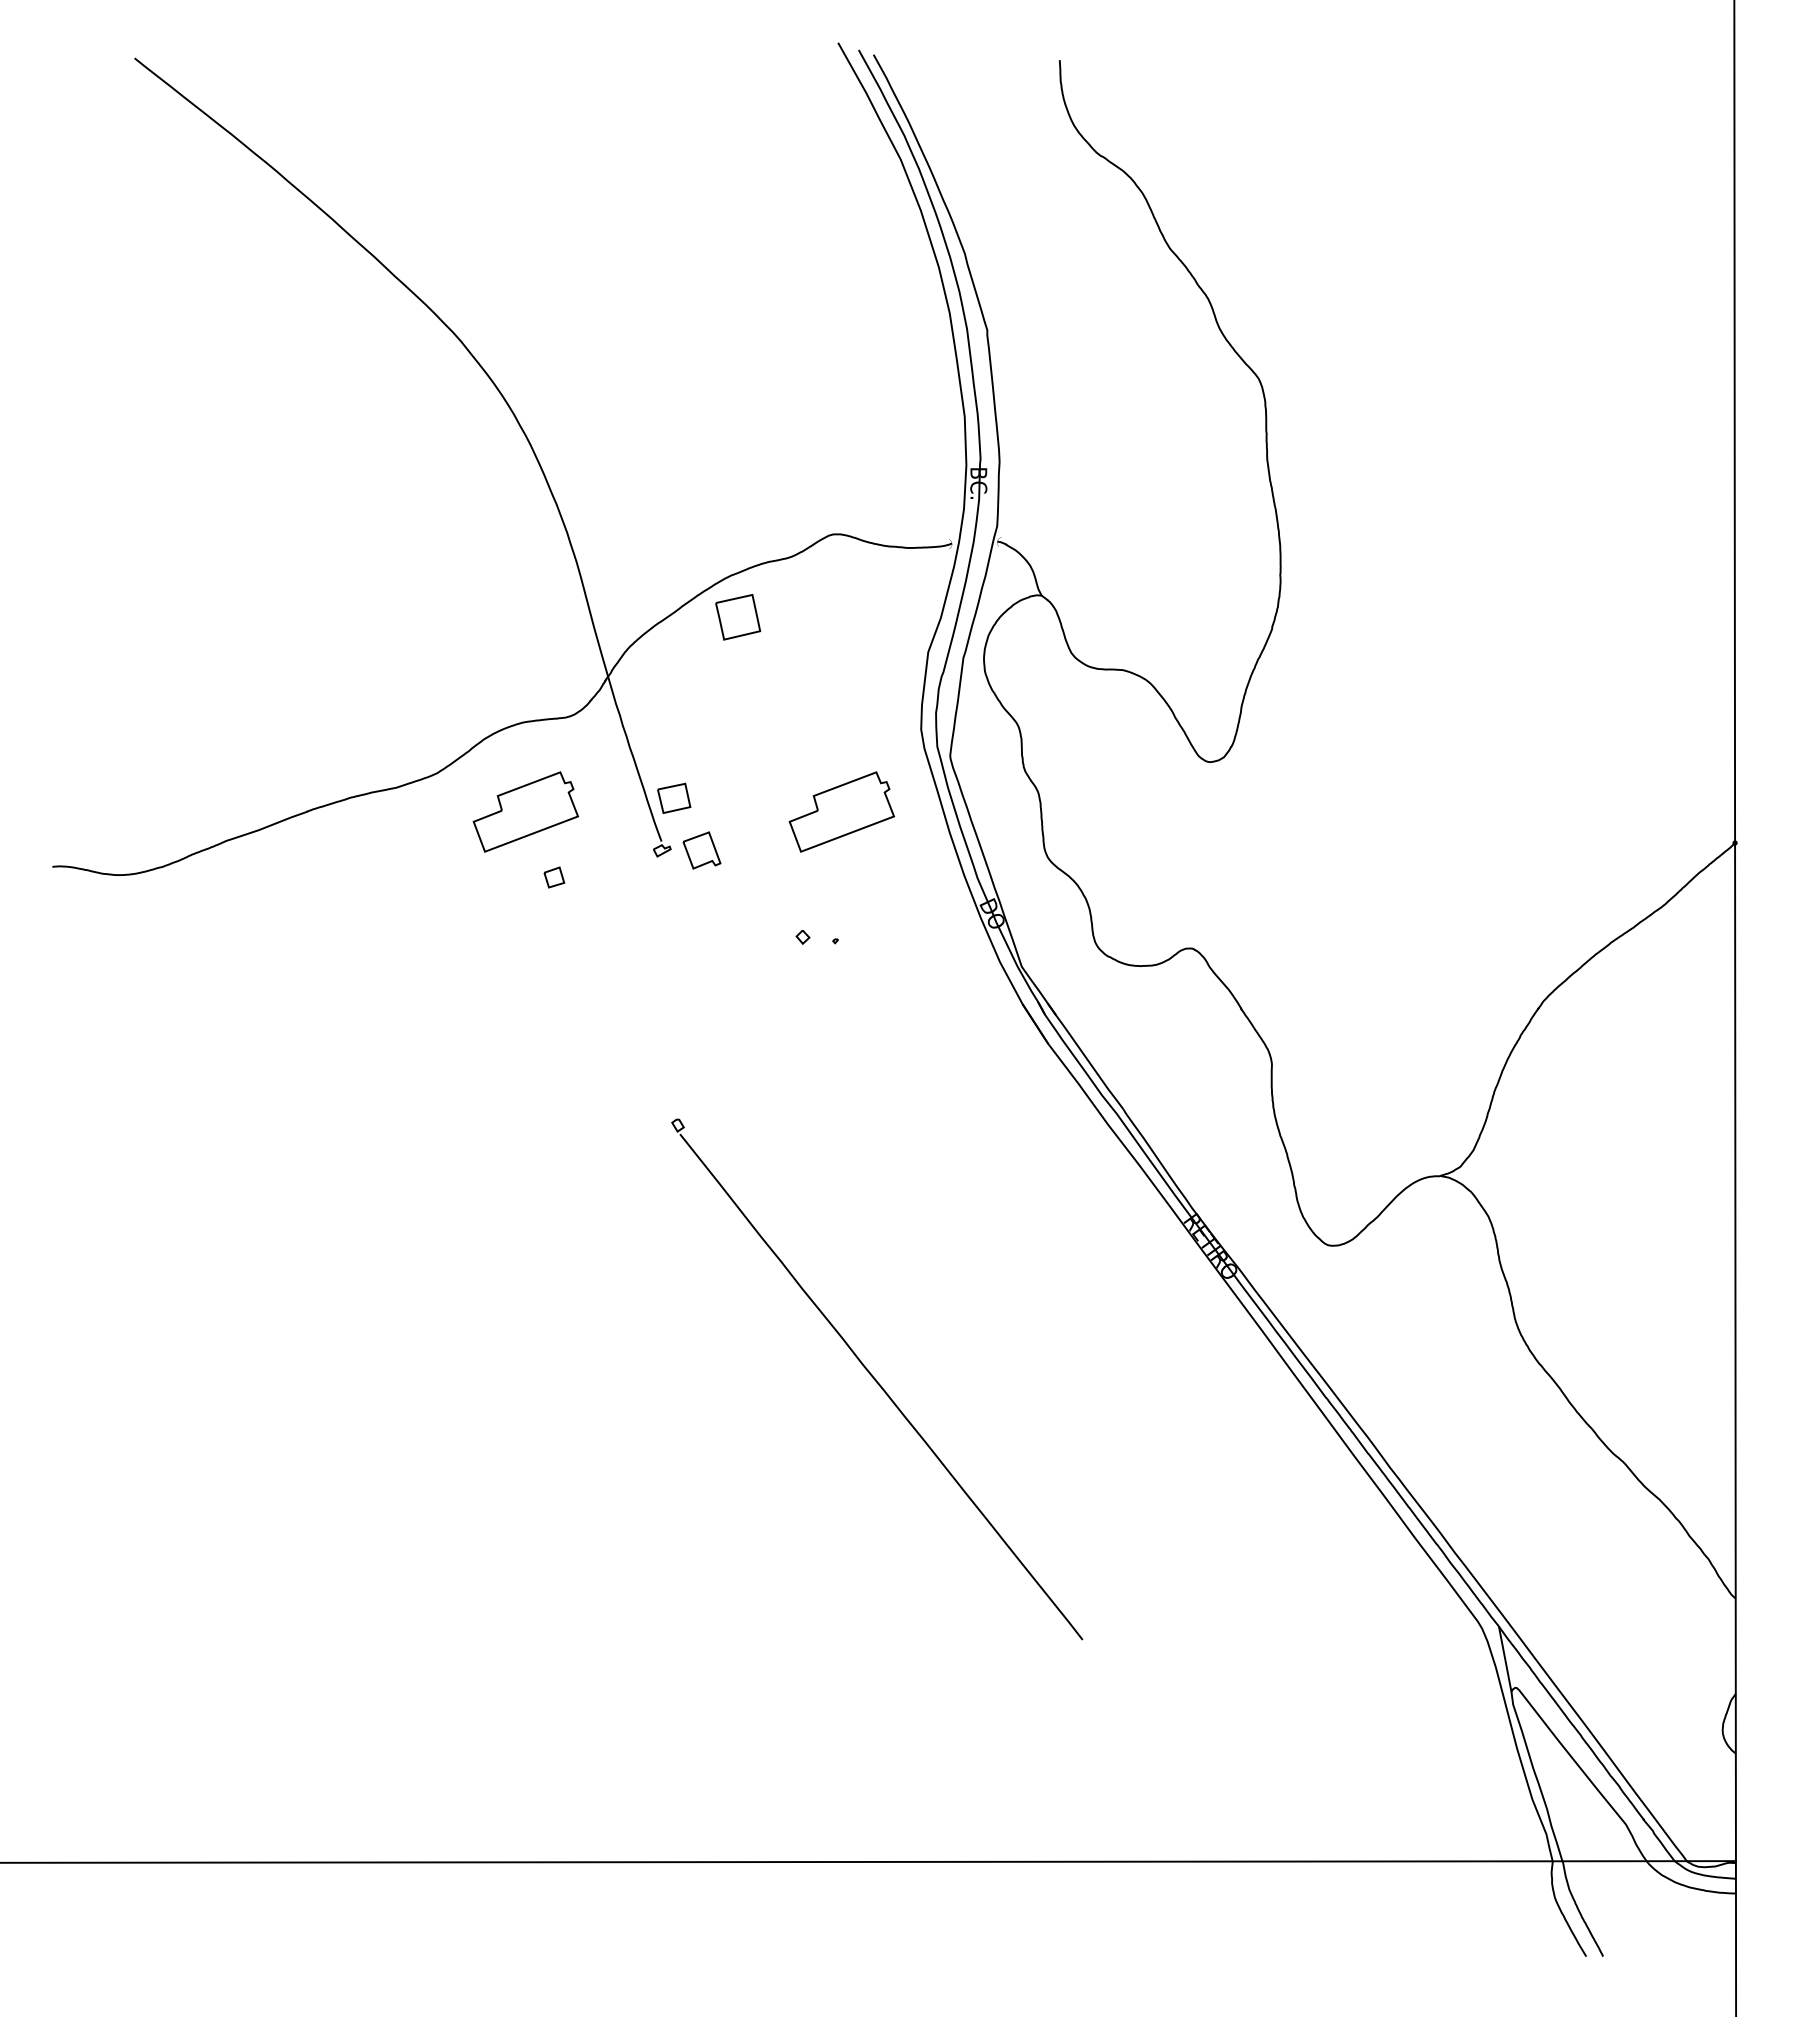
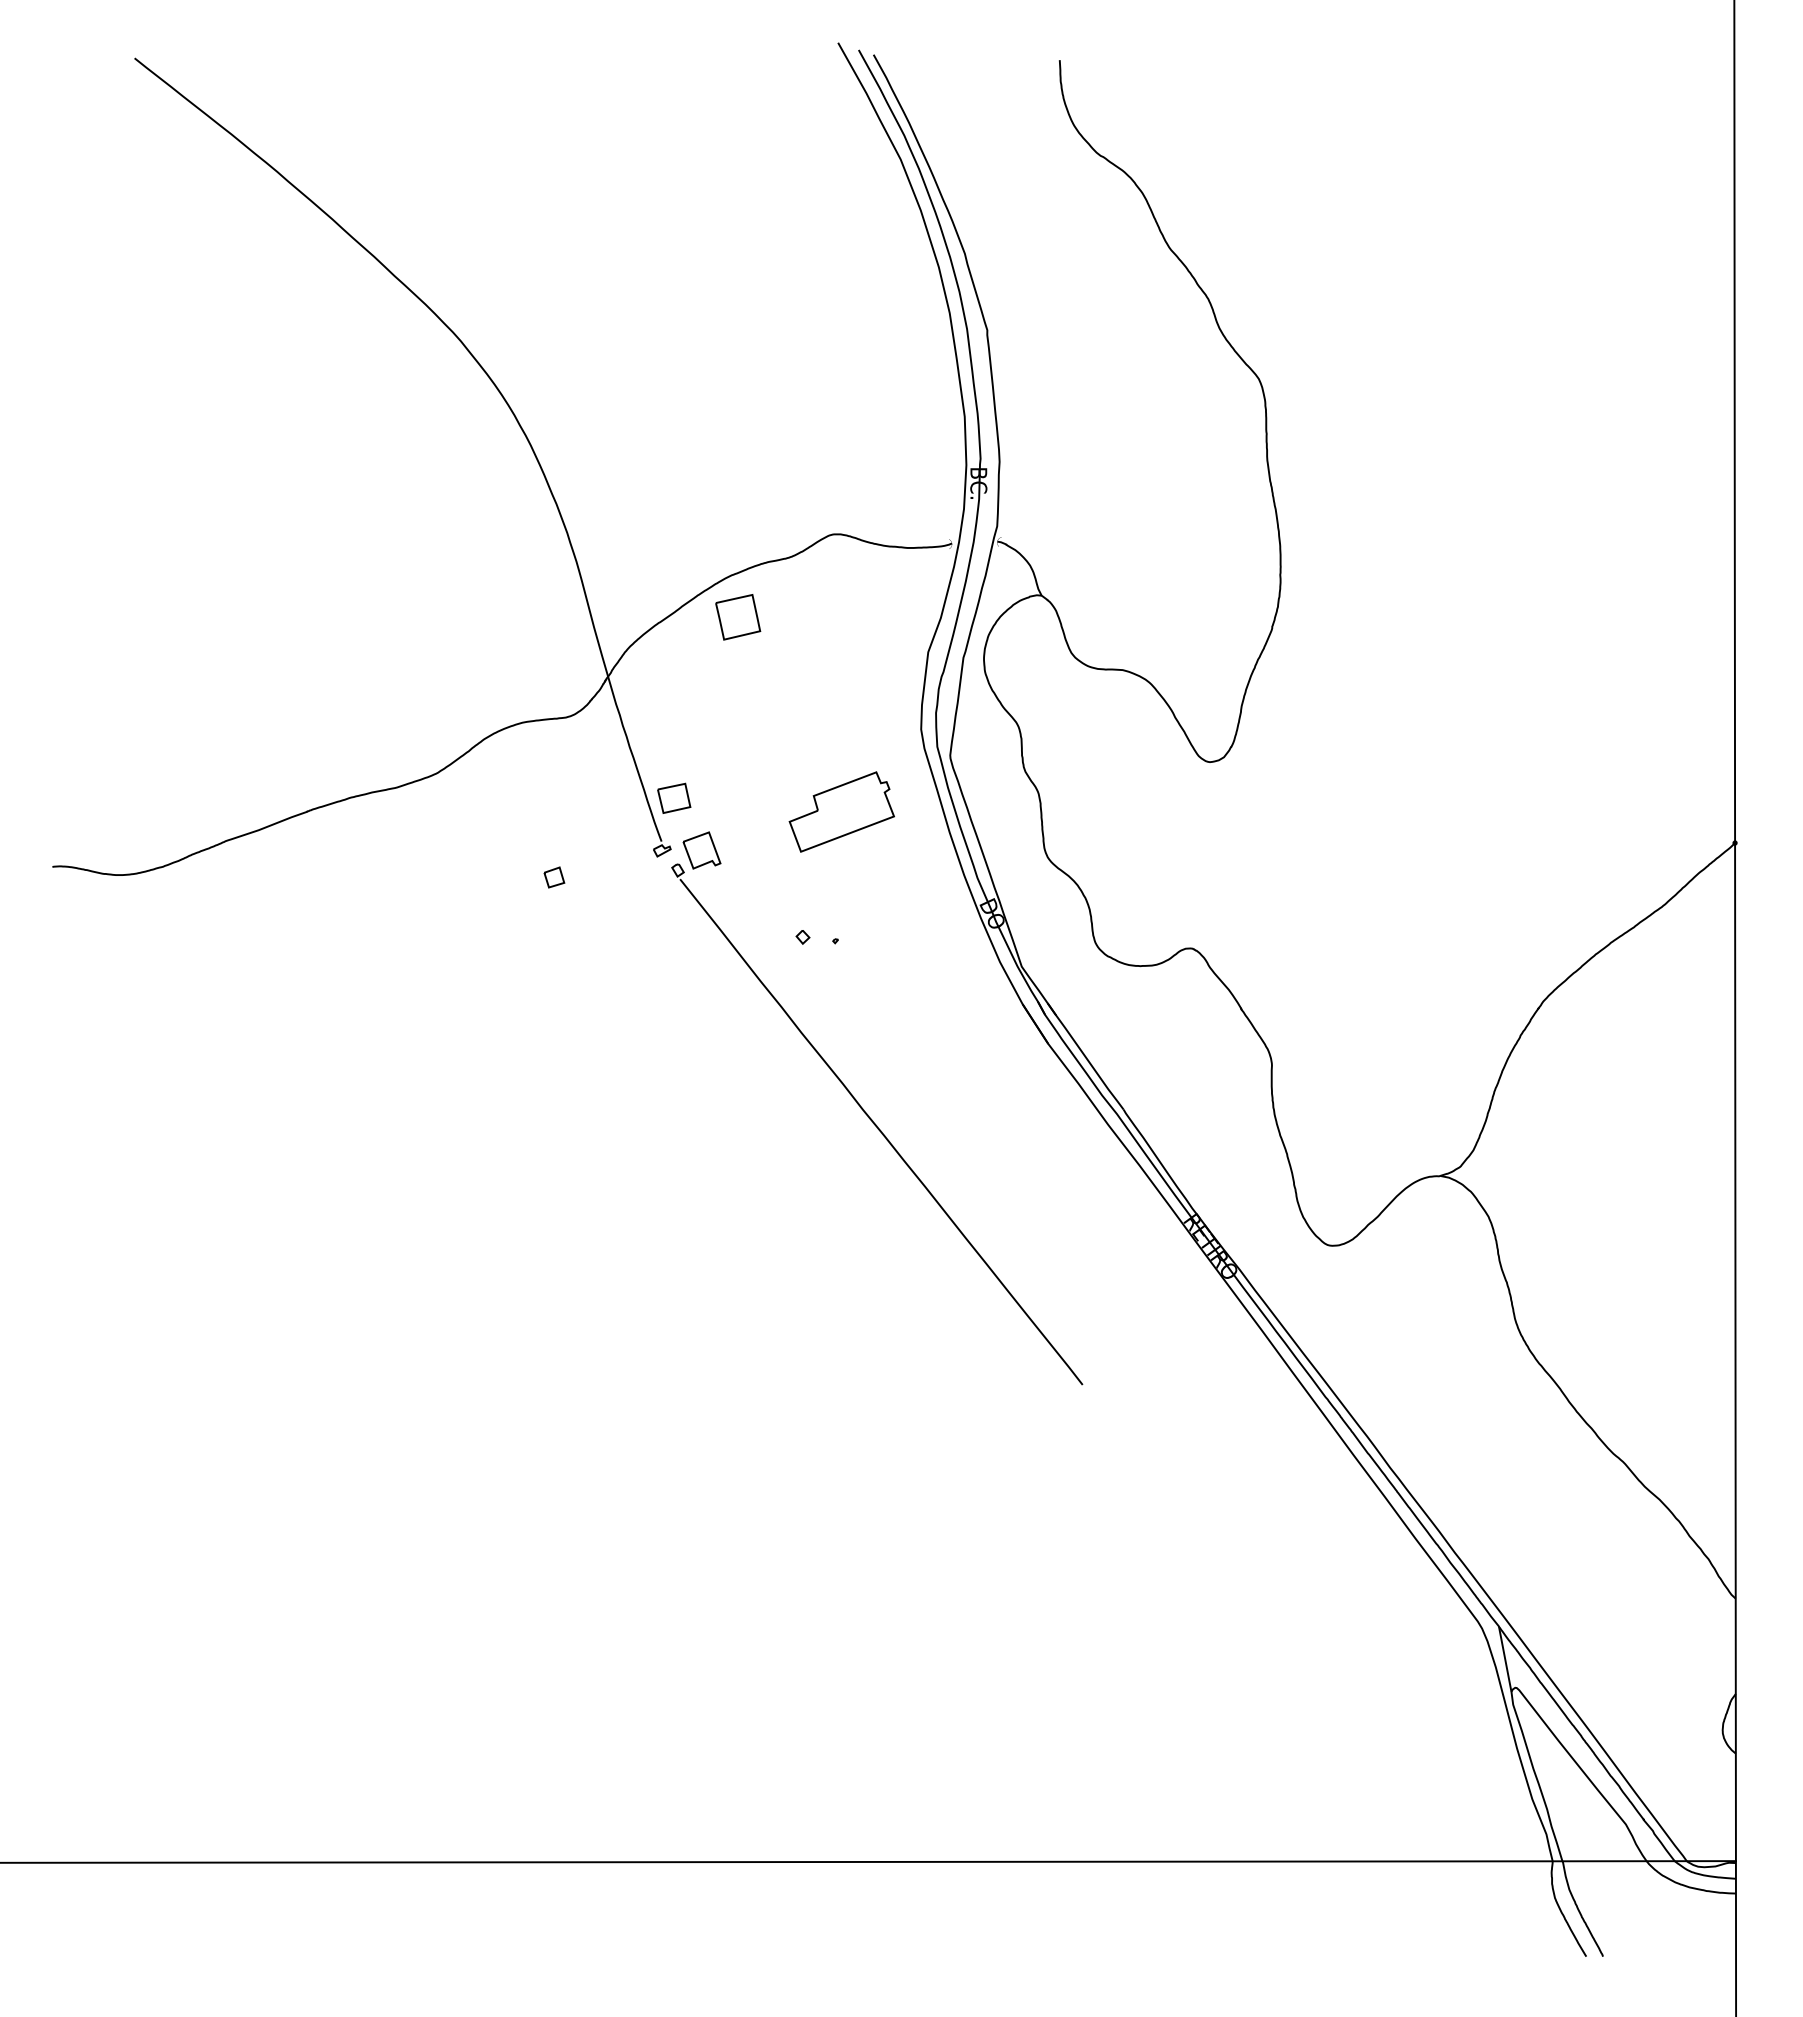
part: present -> none (525, 811)
part position: (877, 1379) -> (877, 1124) (877, 1124)
